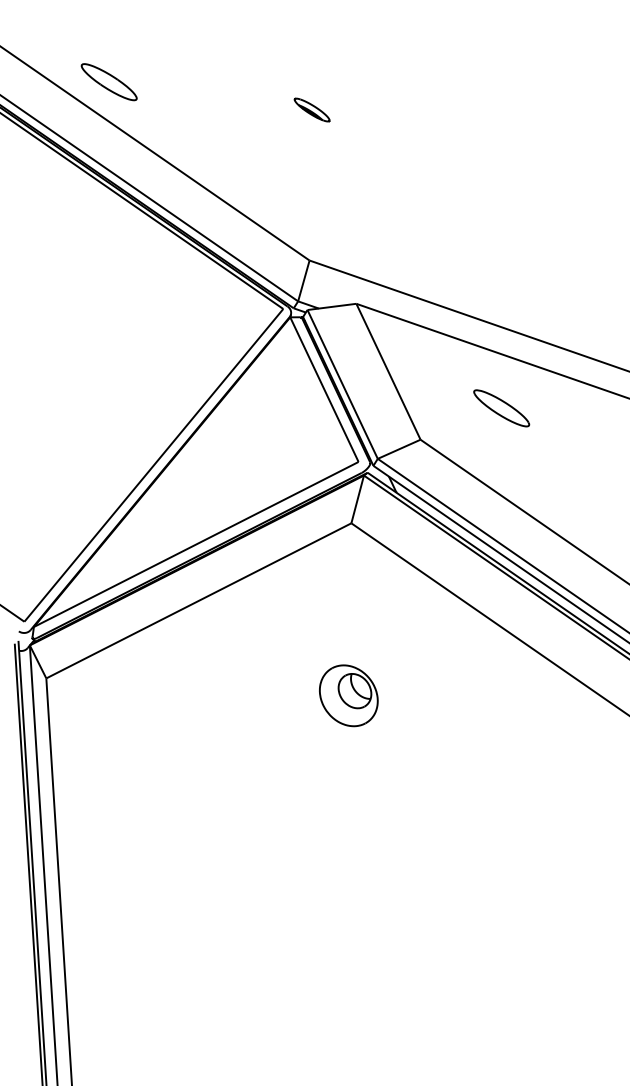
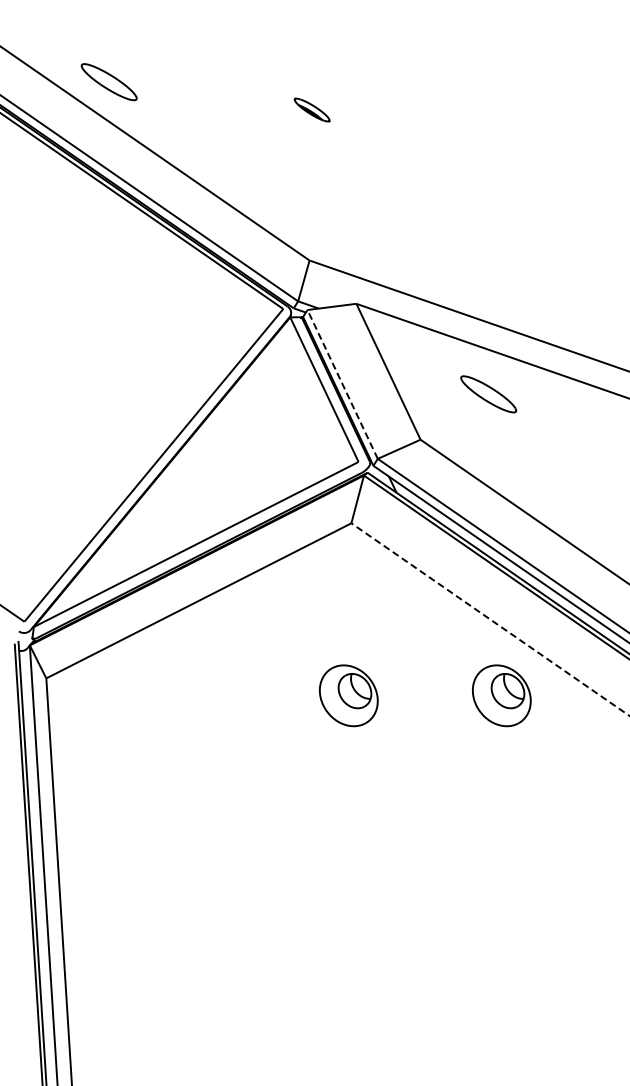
line: solid -> dashed (342, 383)
part position: (501, 408) -> (488, 394) (488, 394)
line: solid -> dashed (490, 619)
part: none -> present (501, 695)
